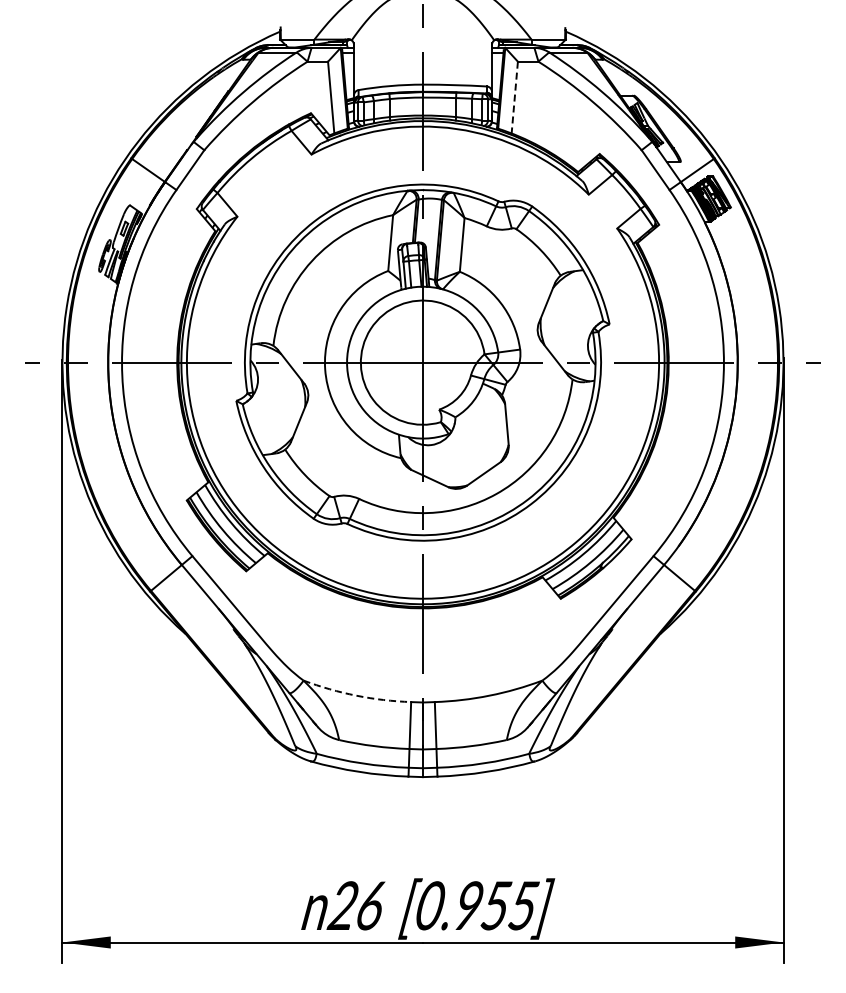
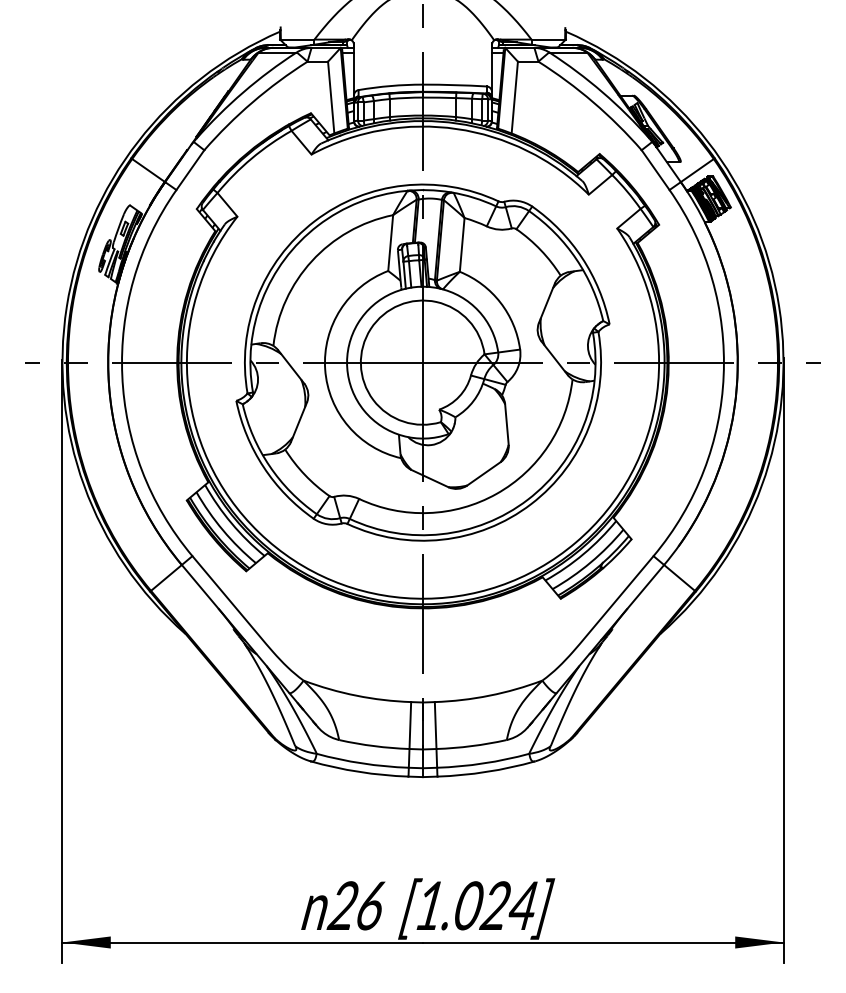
line: dashed -> solid (514, 98)
arc: dashed -> solid (356, 695)
text: [0.955] -> [1.024] (477, 905)
